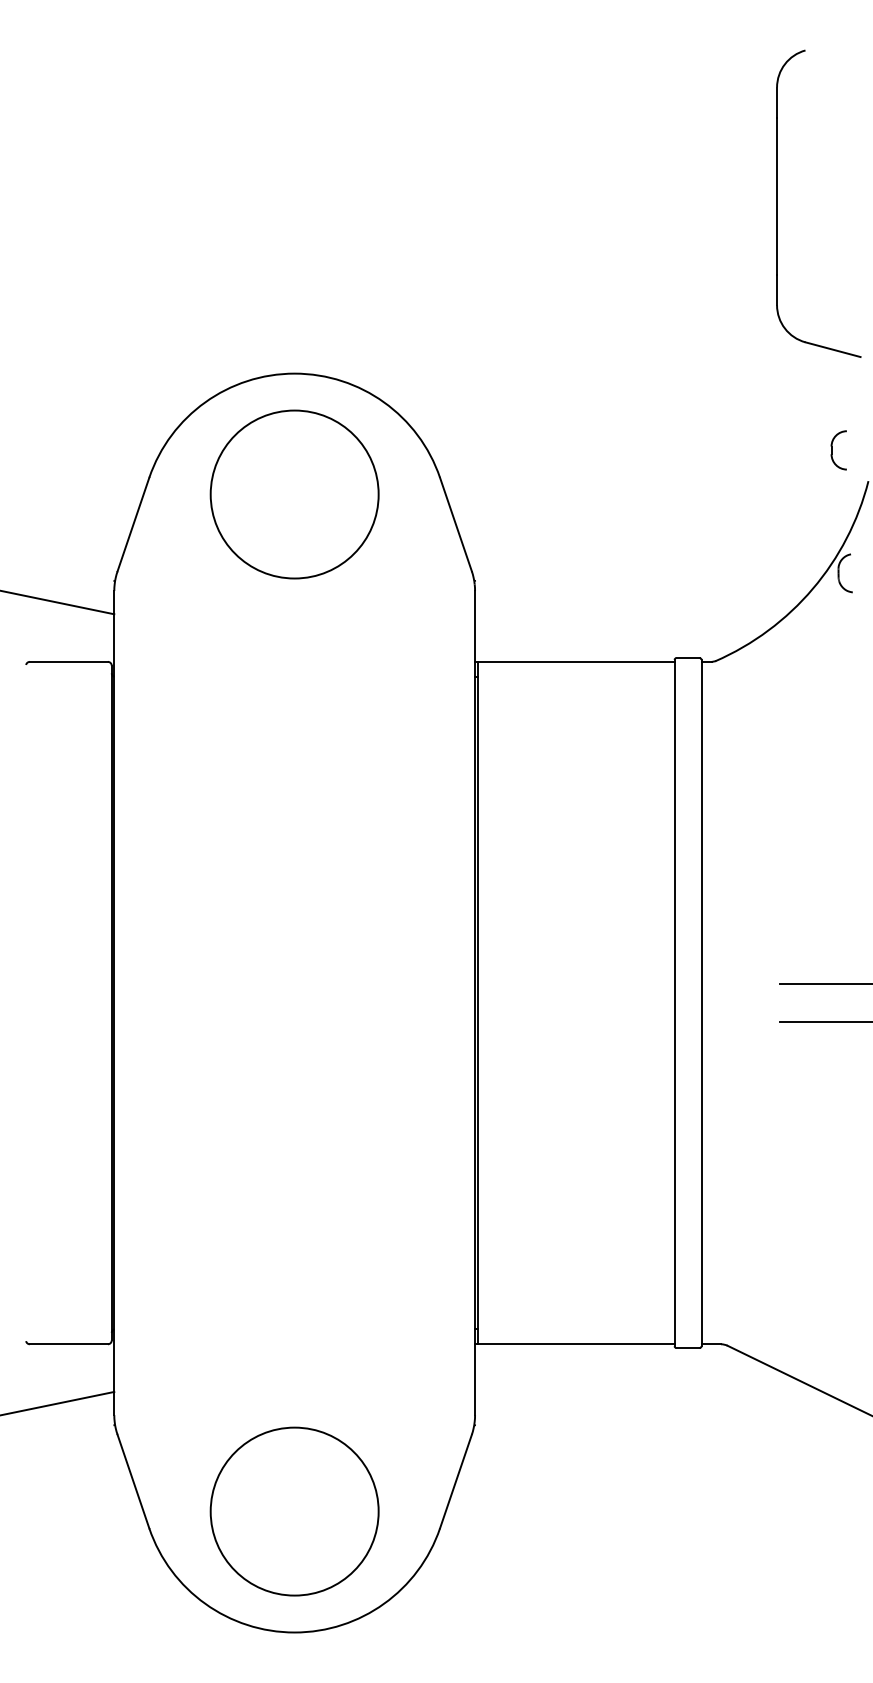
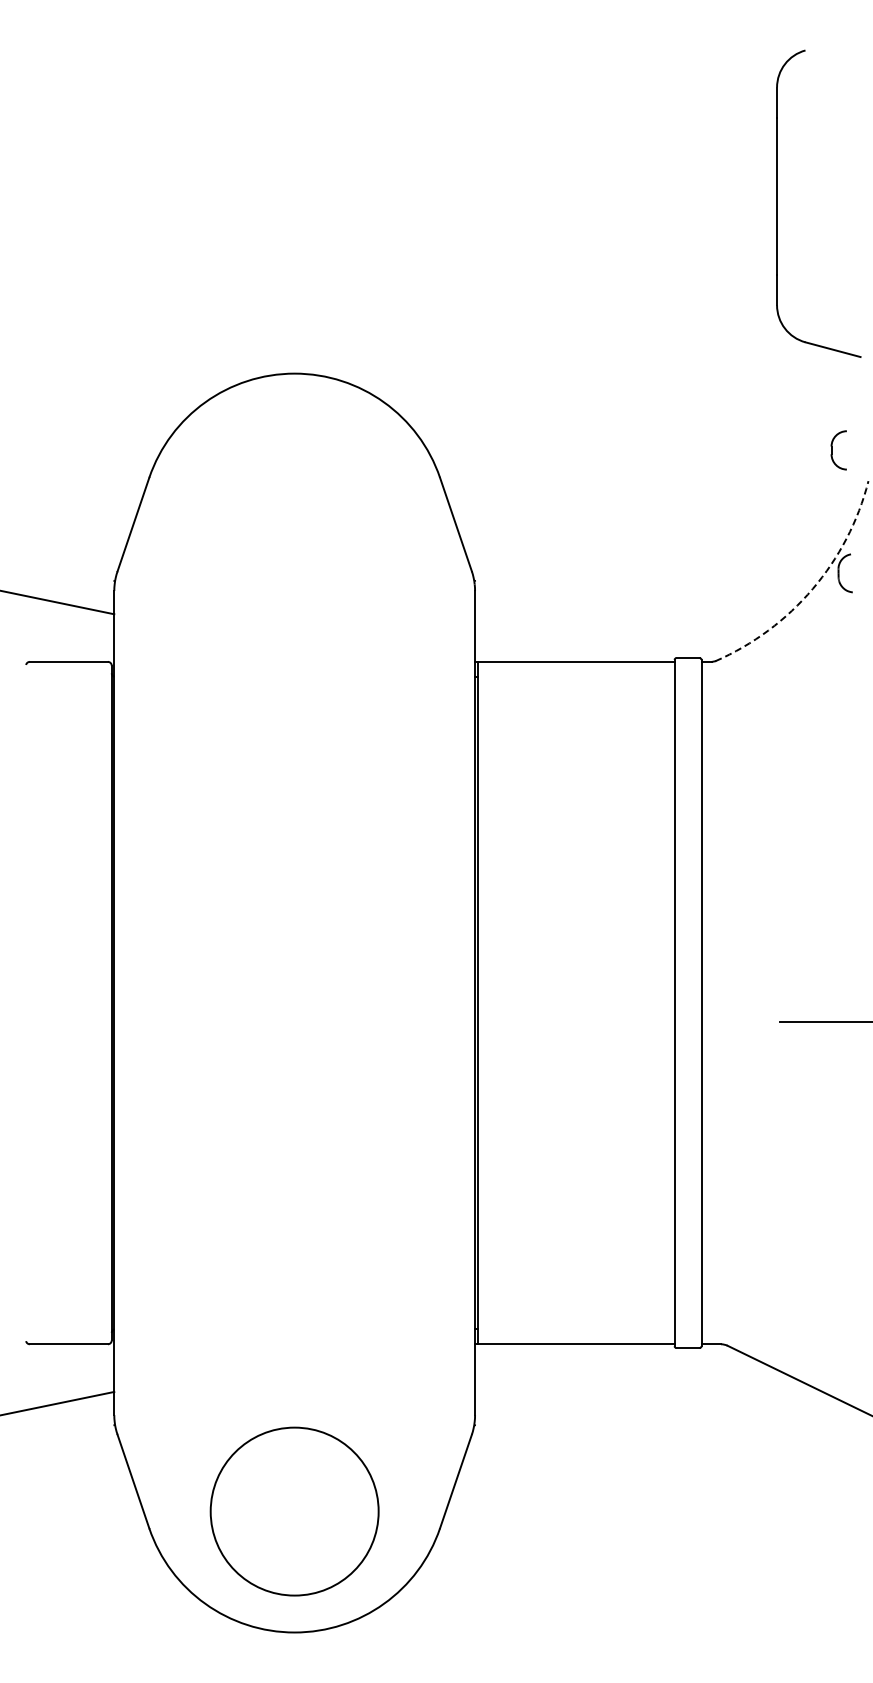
circle: present -> none (294, 494)
arc: solid -> dashed (812, 588)
line: present -> none (824, 983)
